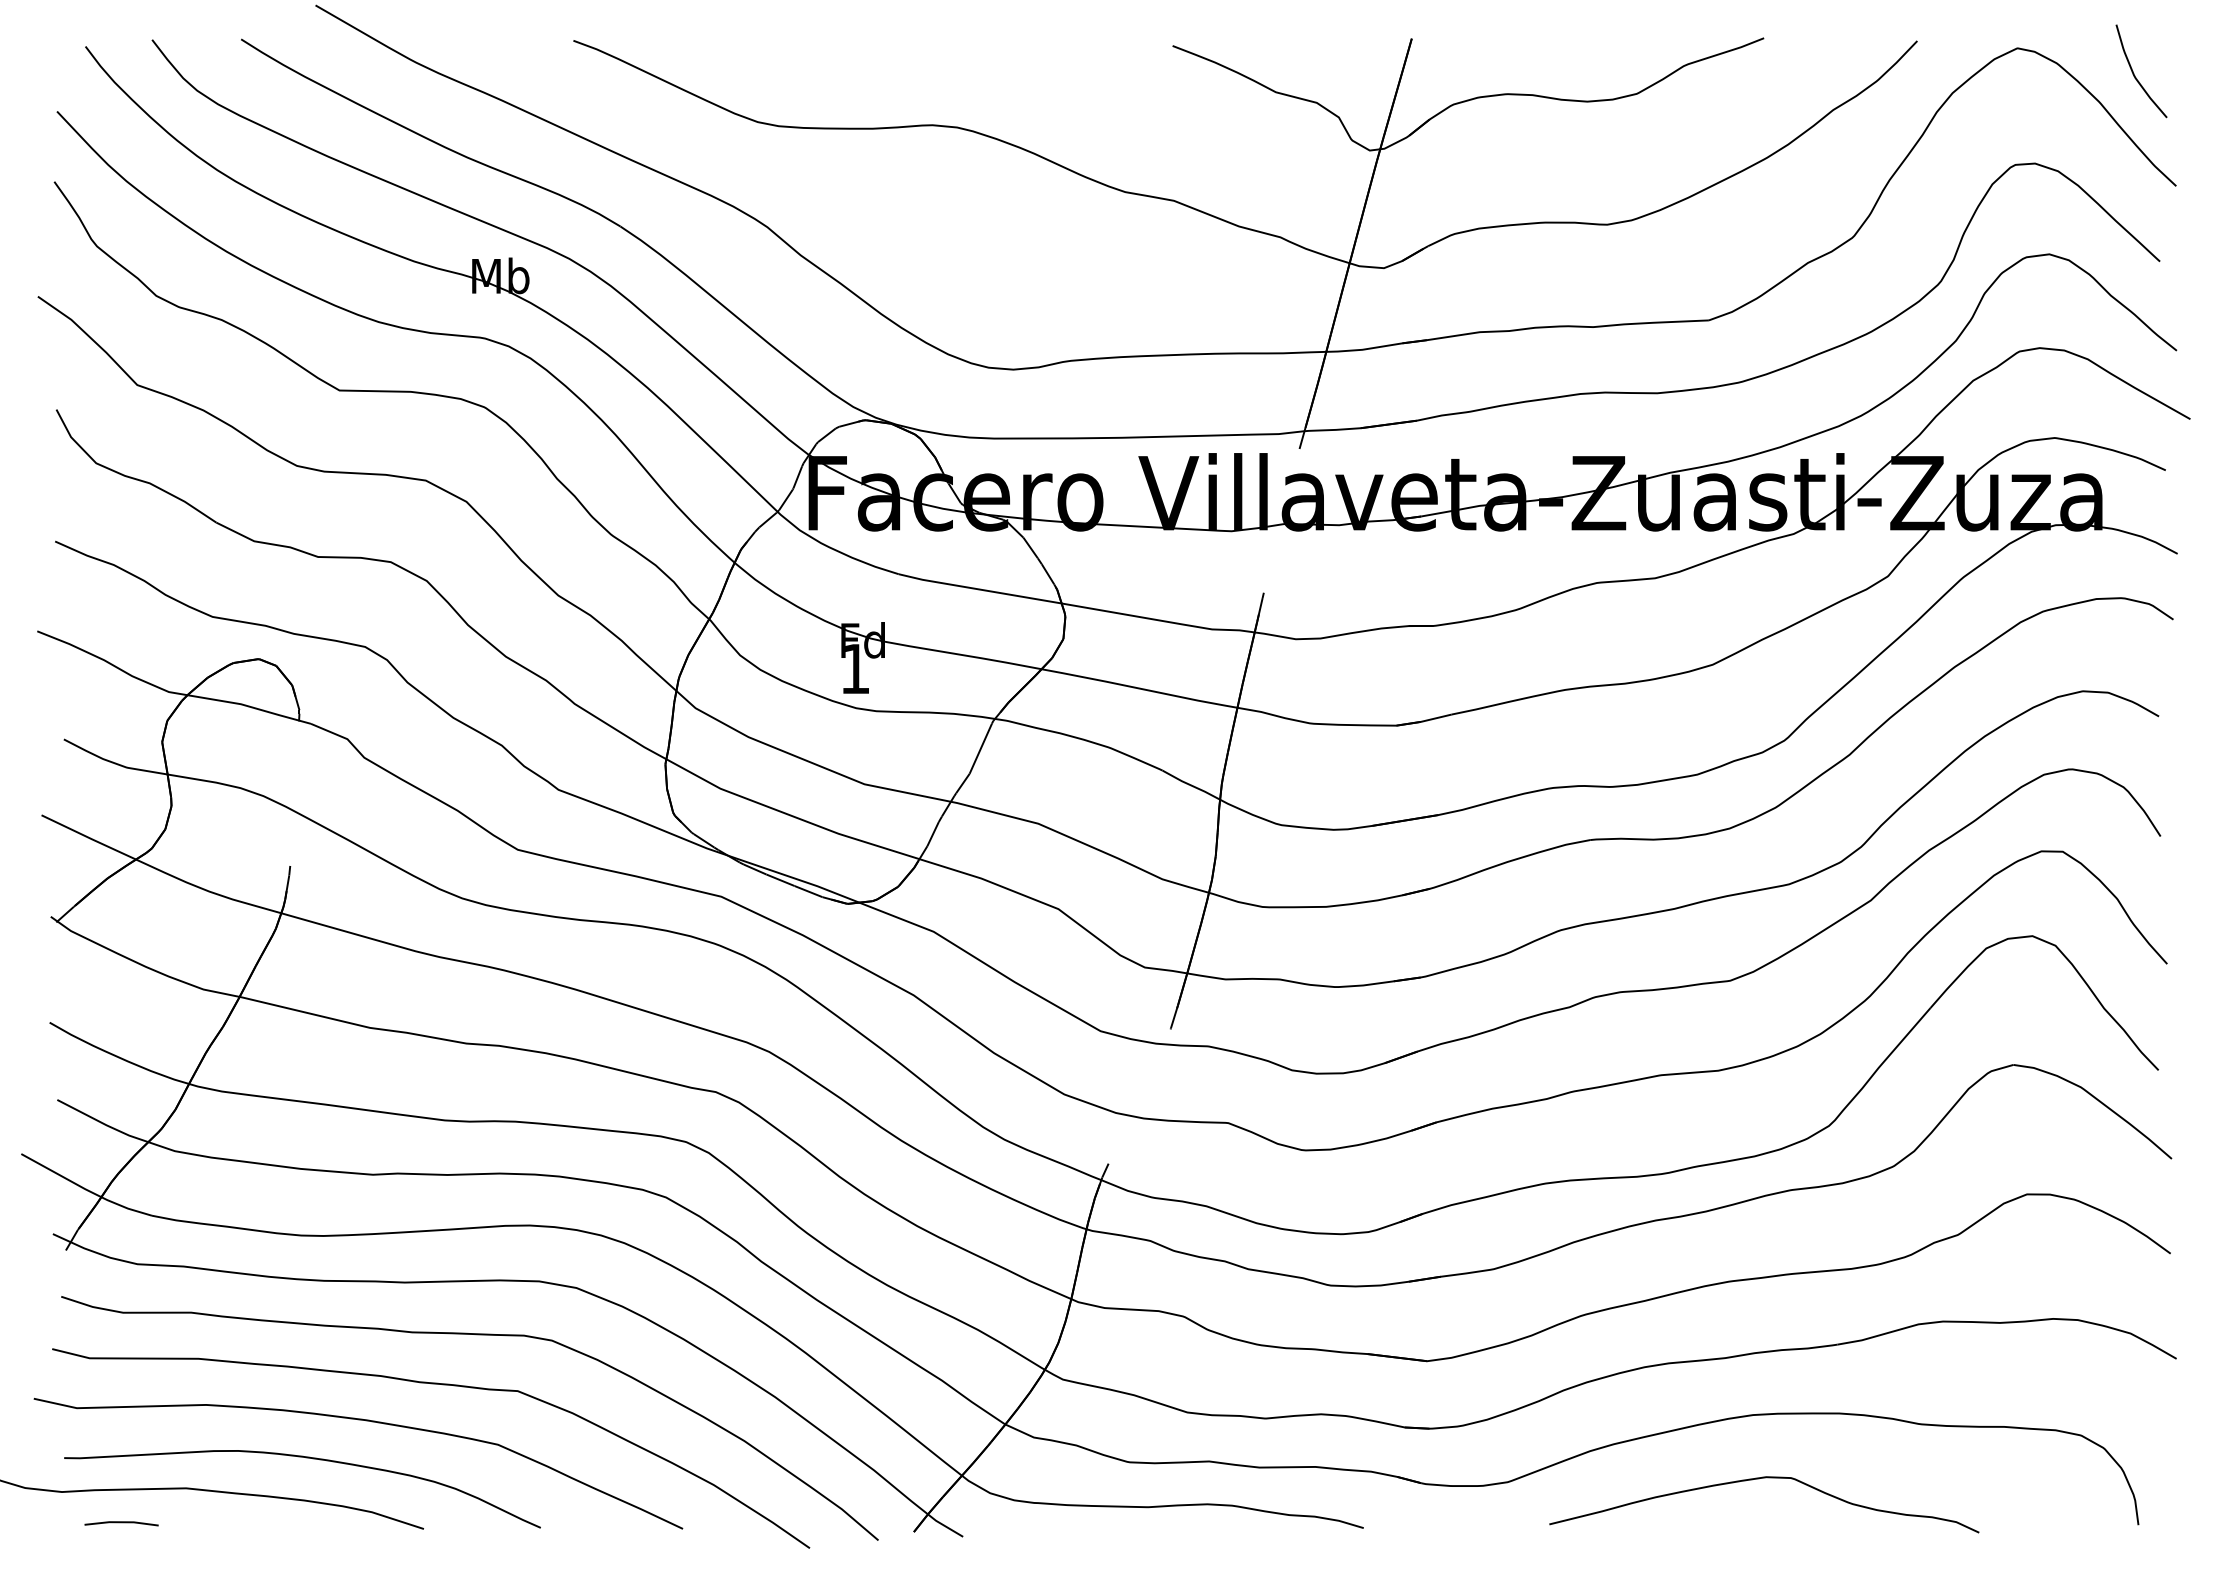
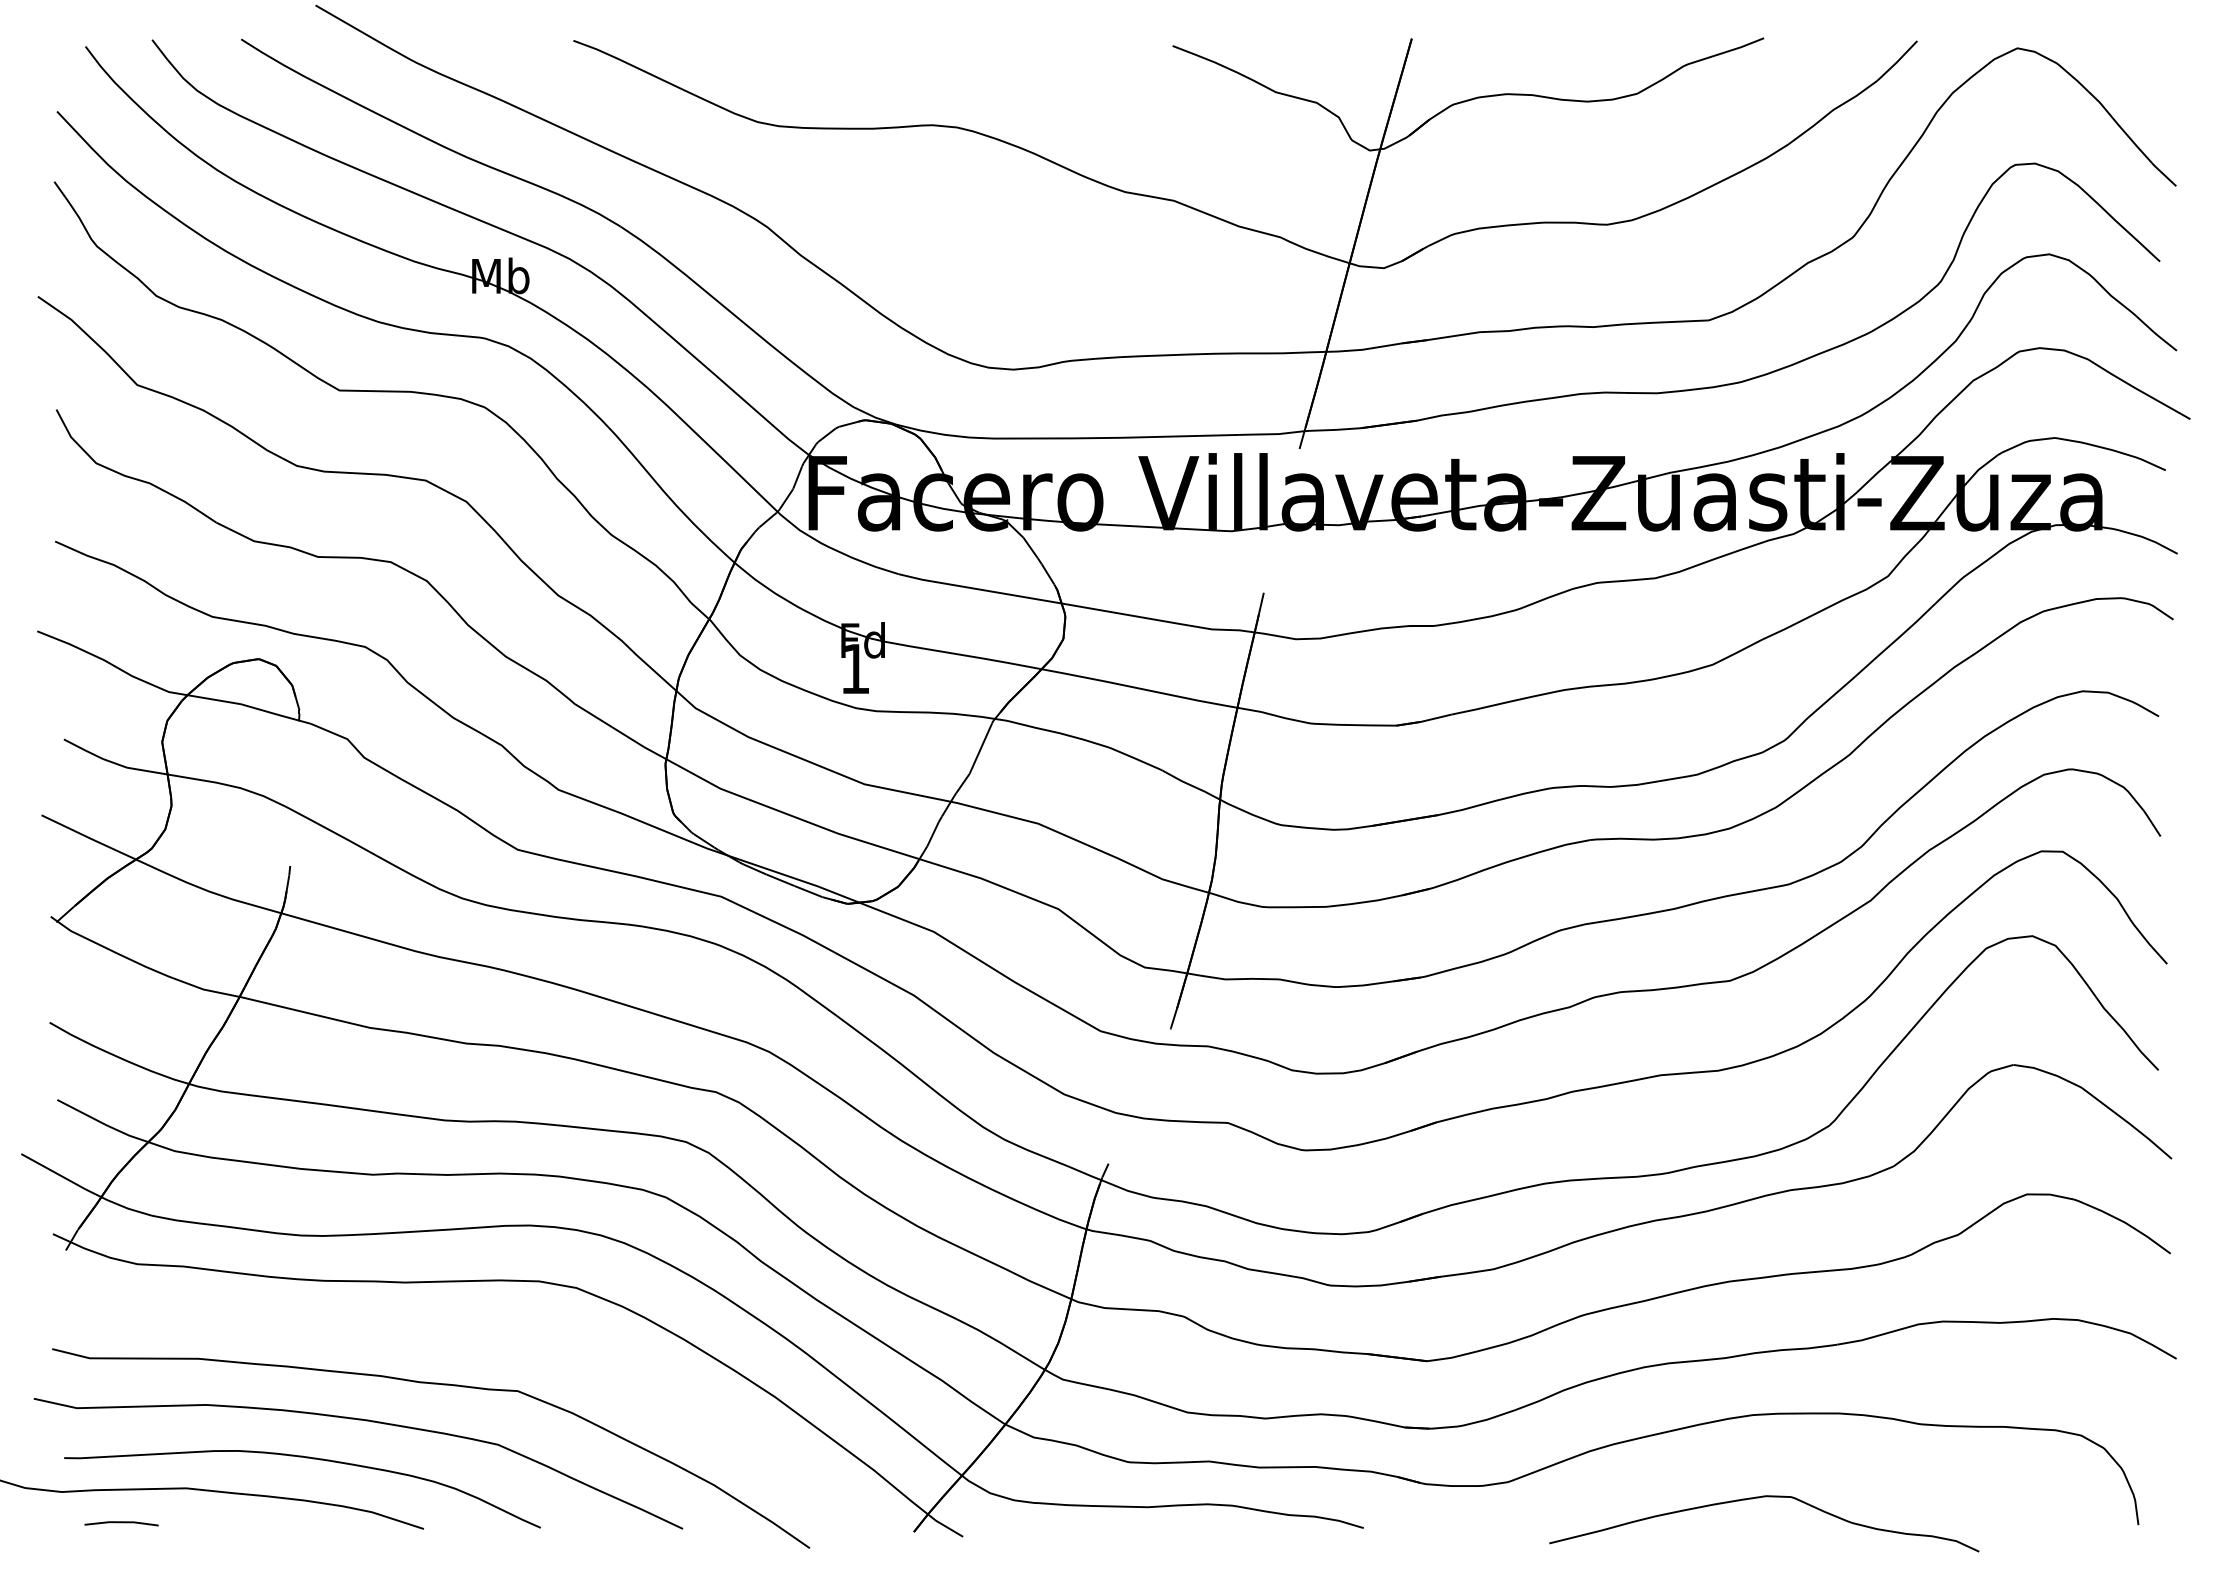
curve: present -> none (2135, 75)
curve: present -> none (476, 1335)
curve position: (1759, 1479) -> (1759, 1498) (1759, 1498)
